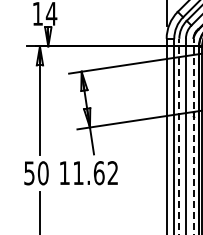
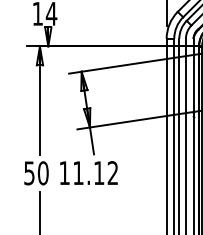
line: dashed -> solid (179, 136)
line: dashed -> solid (193, 136)
text: 11.62 -> 11.12 (98, 173)
